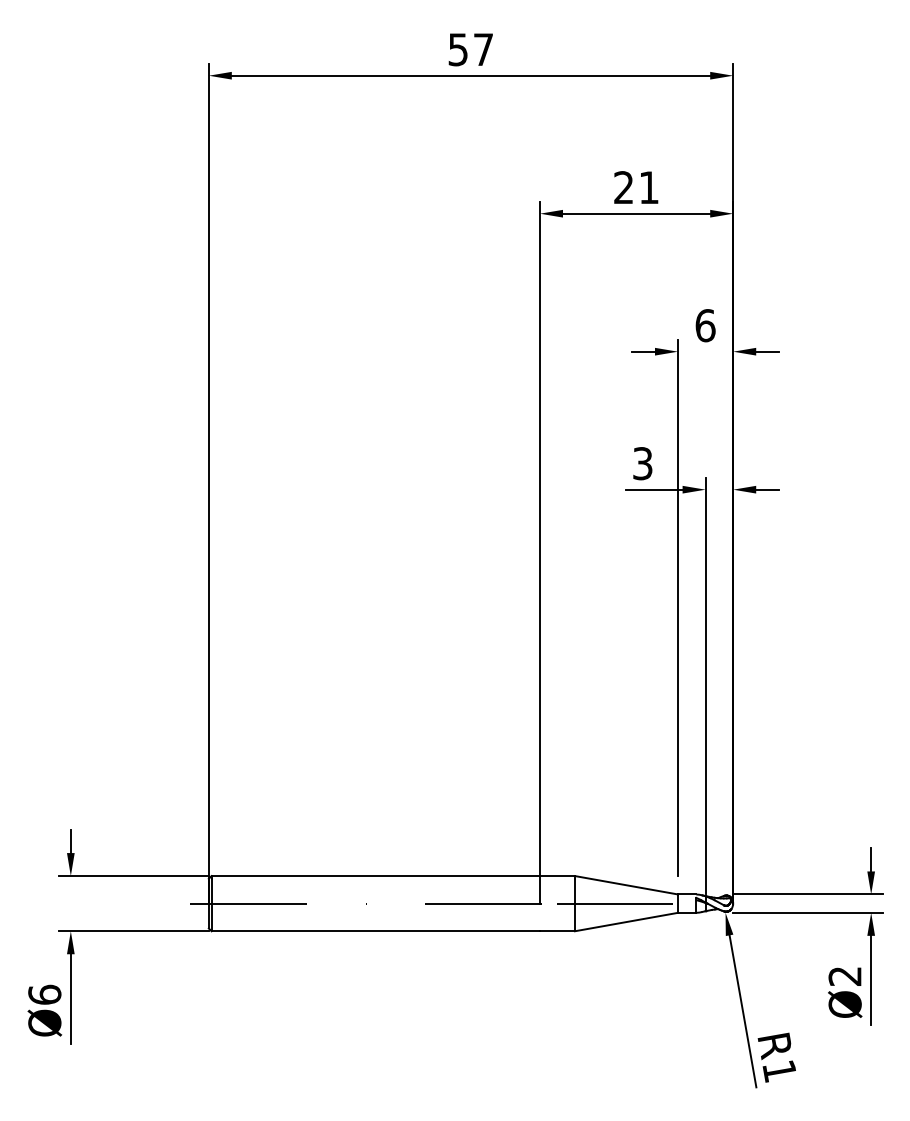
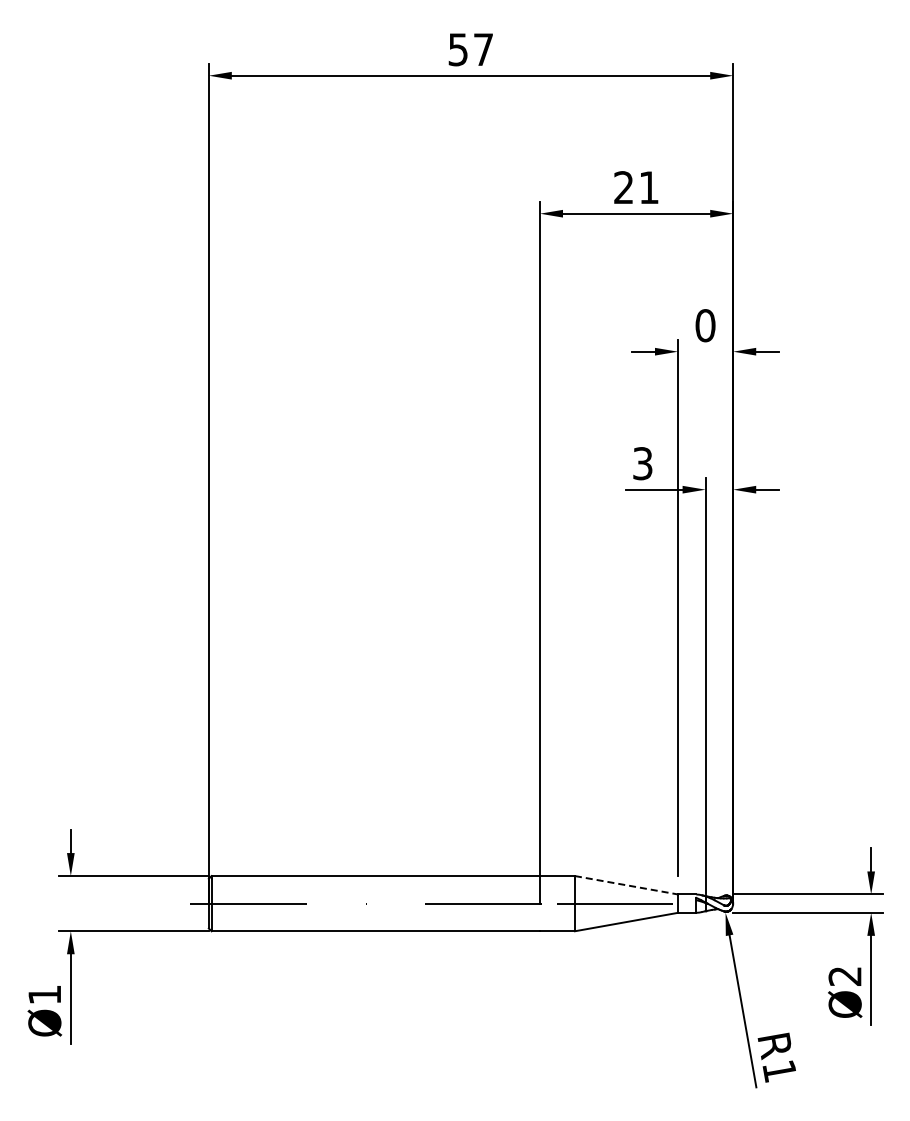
text: 6 -> 0 (705, 325)
line: solid -> dashed (626, 885)
text: Ø6 -> Ø1 (44, 994)
